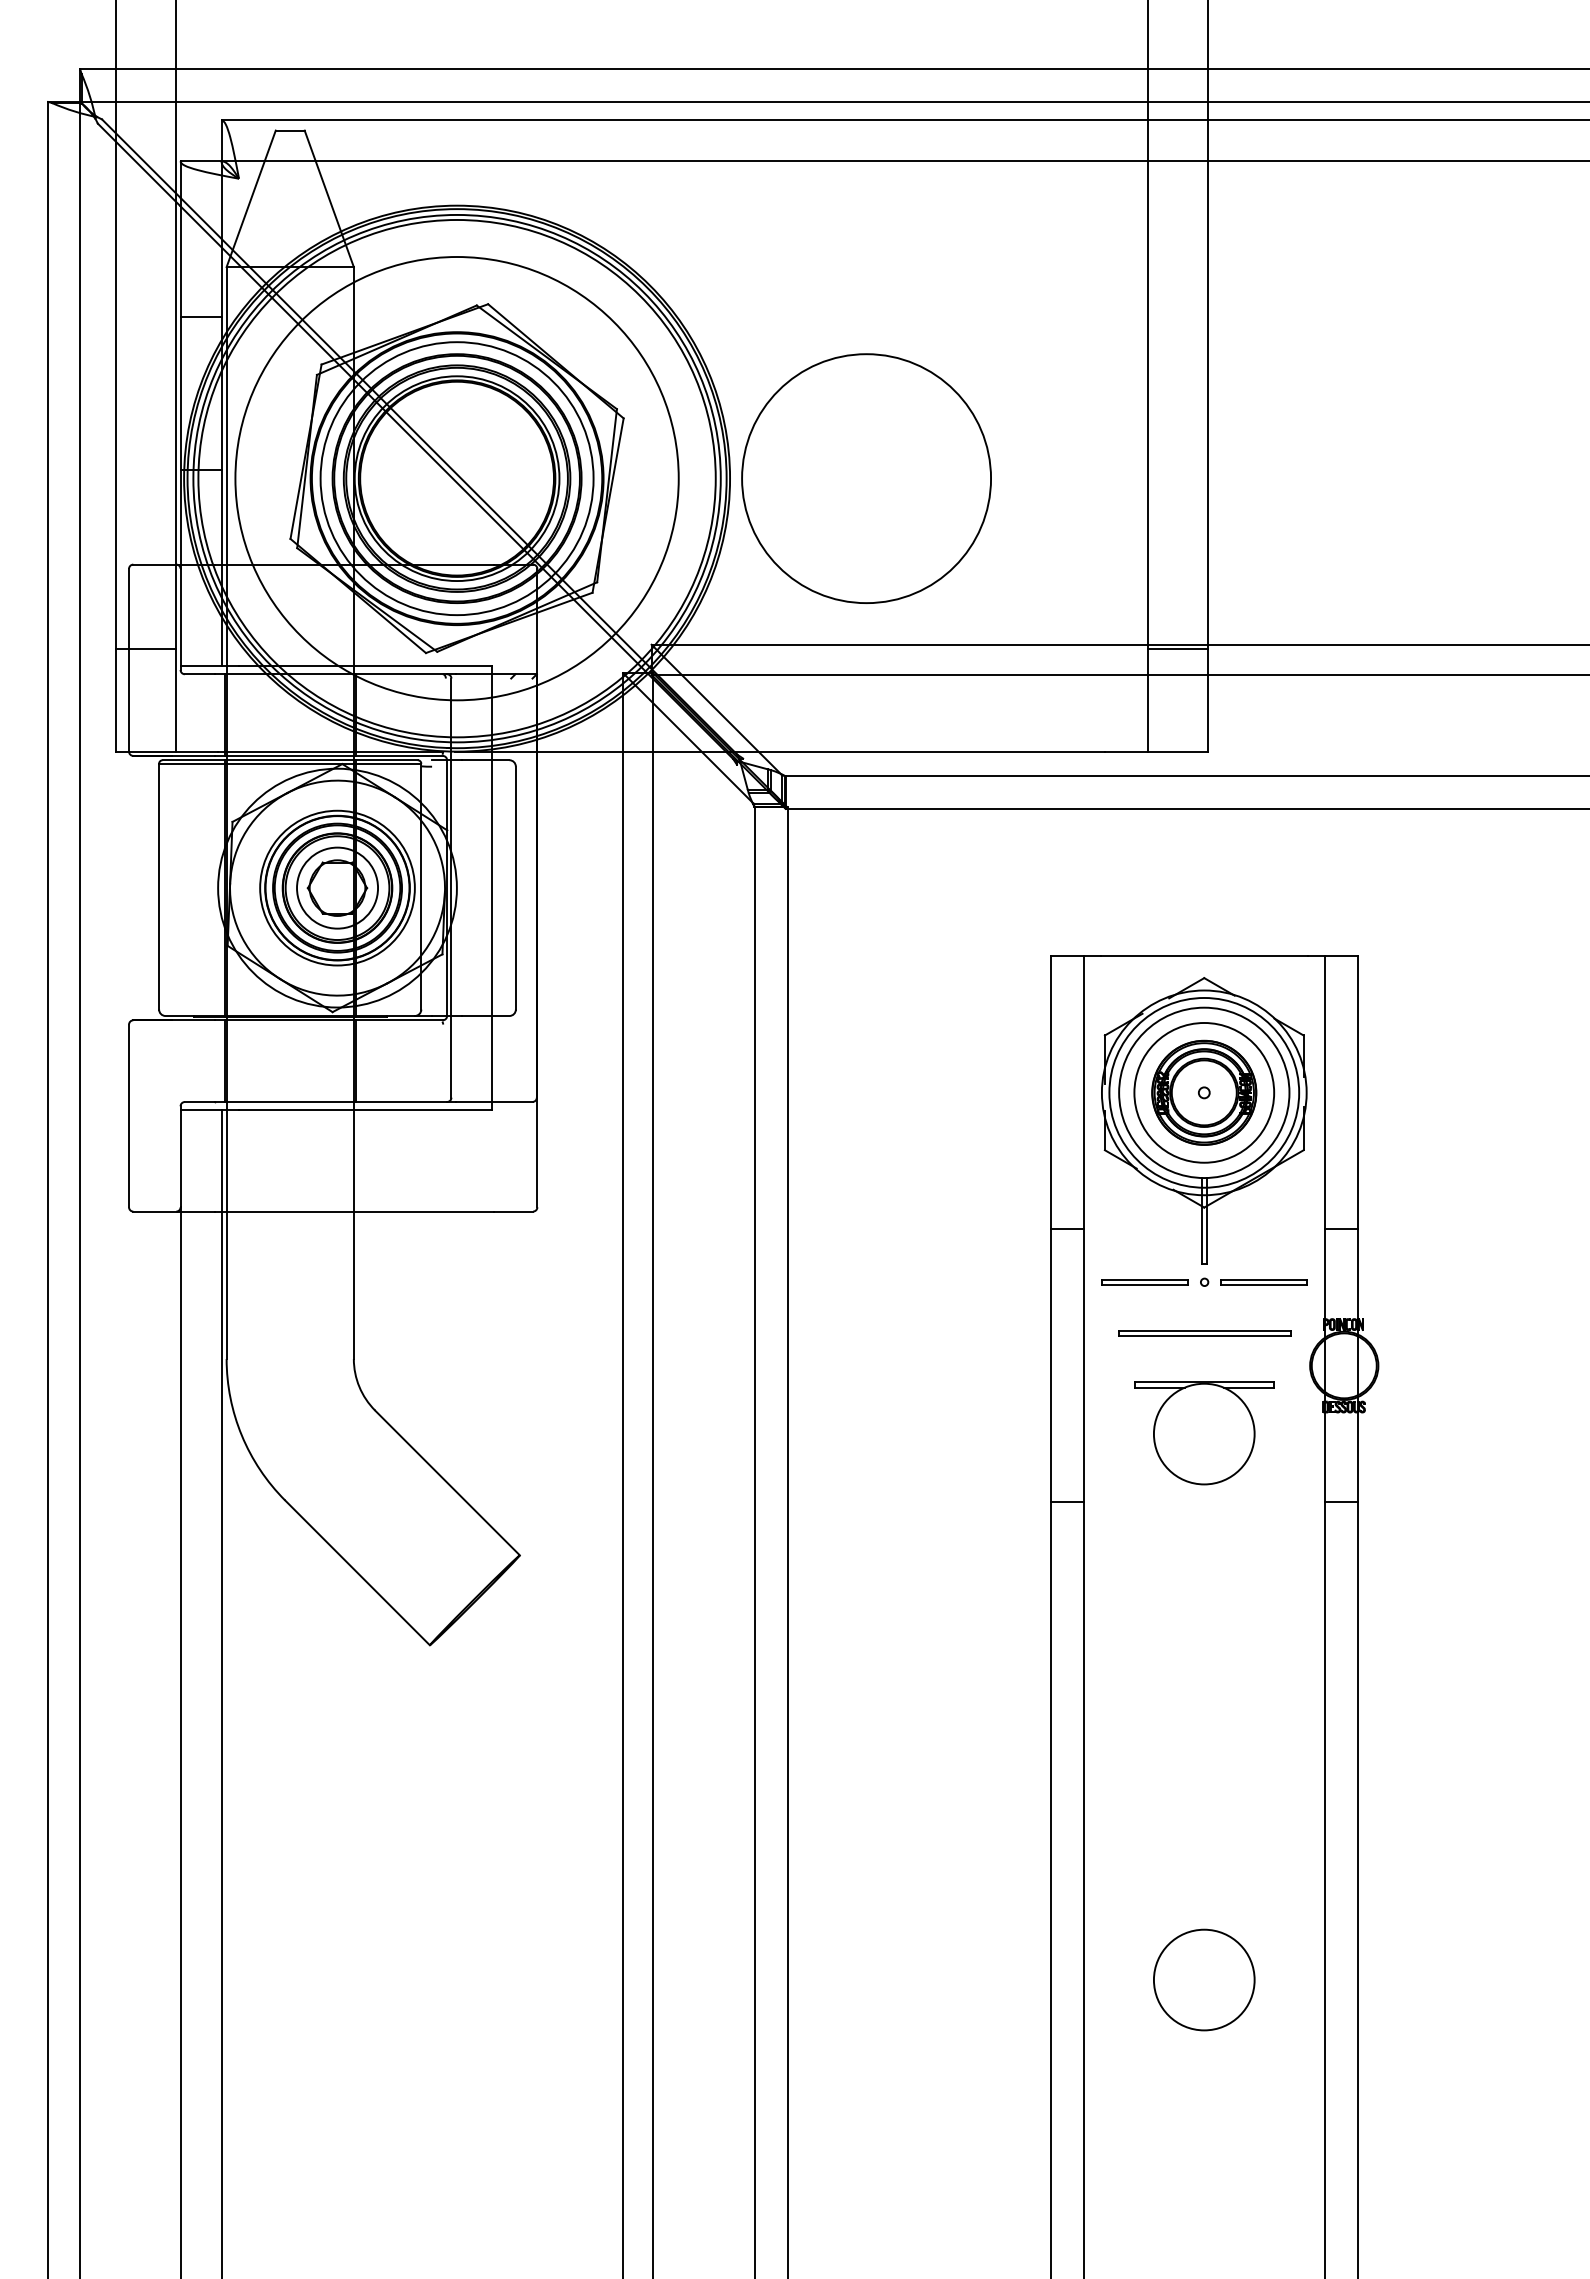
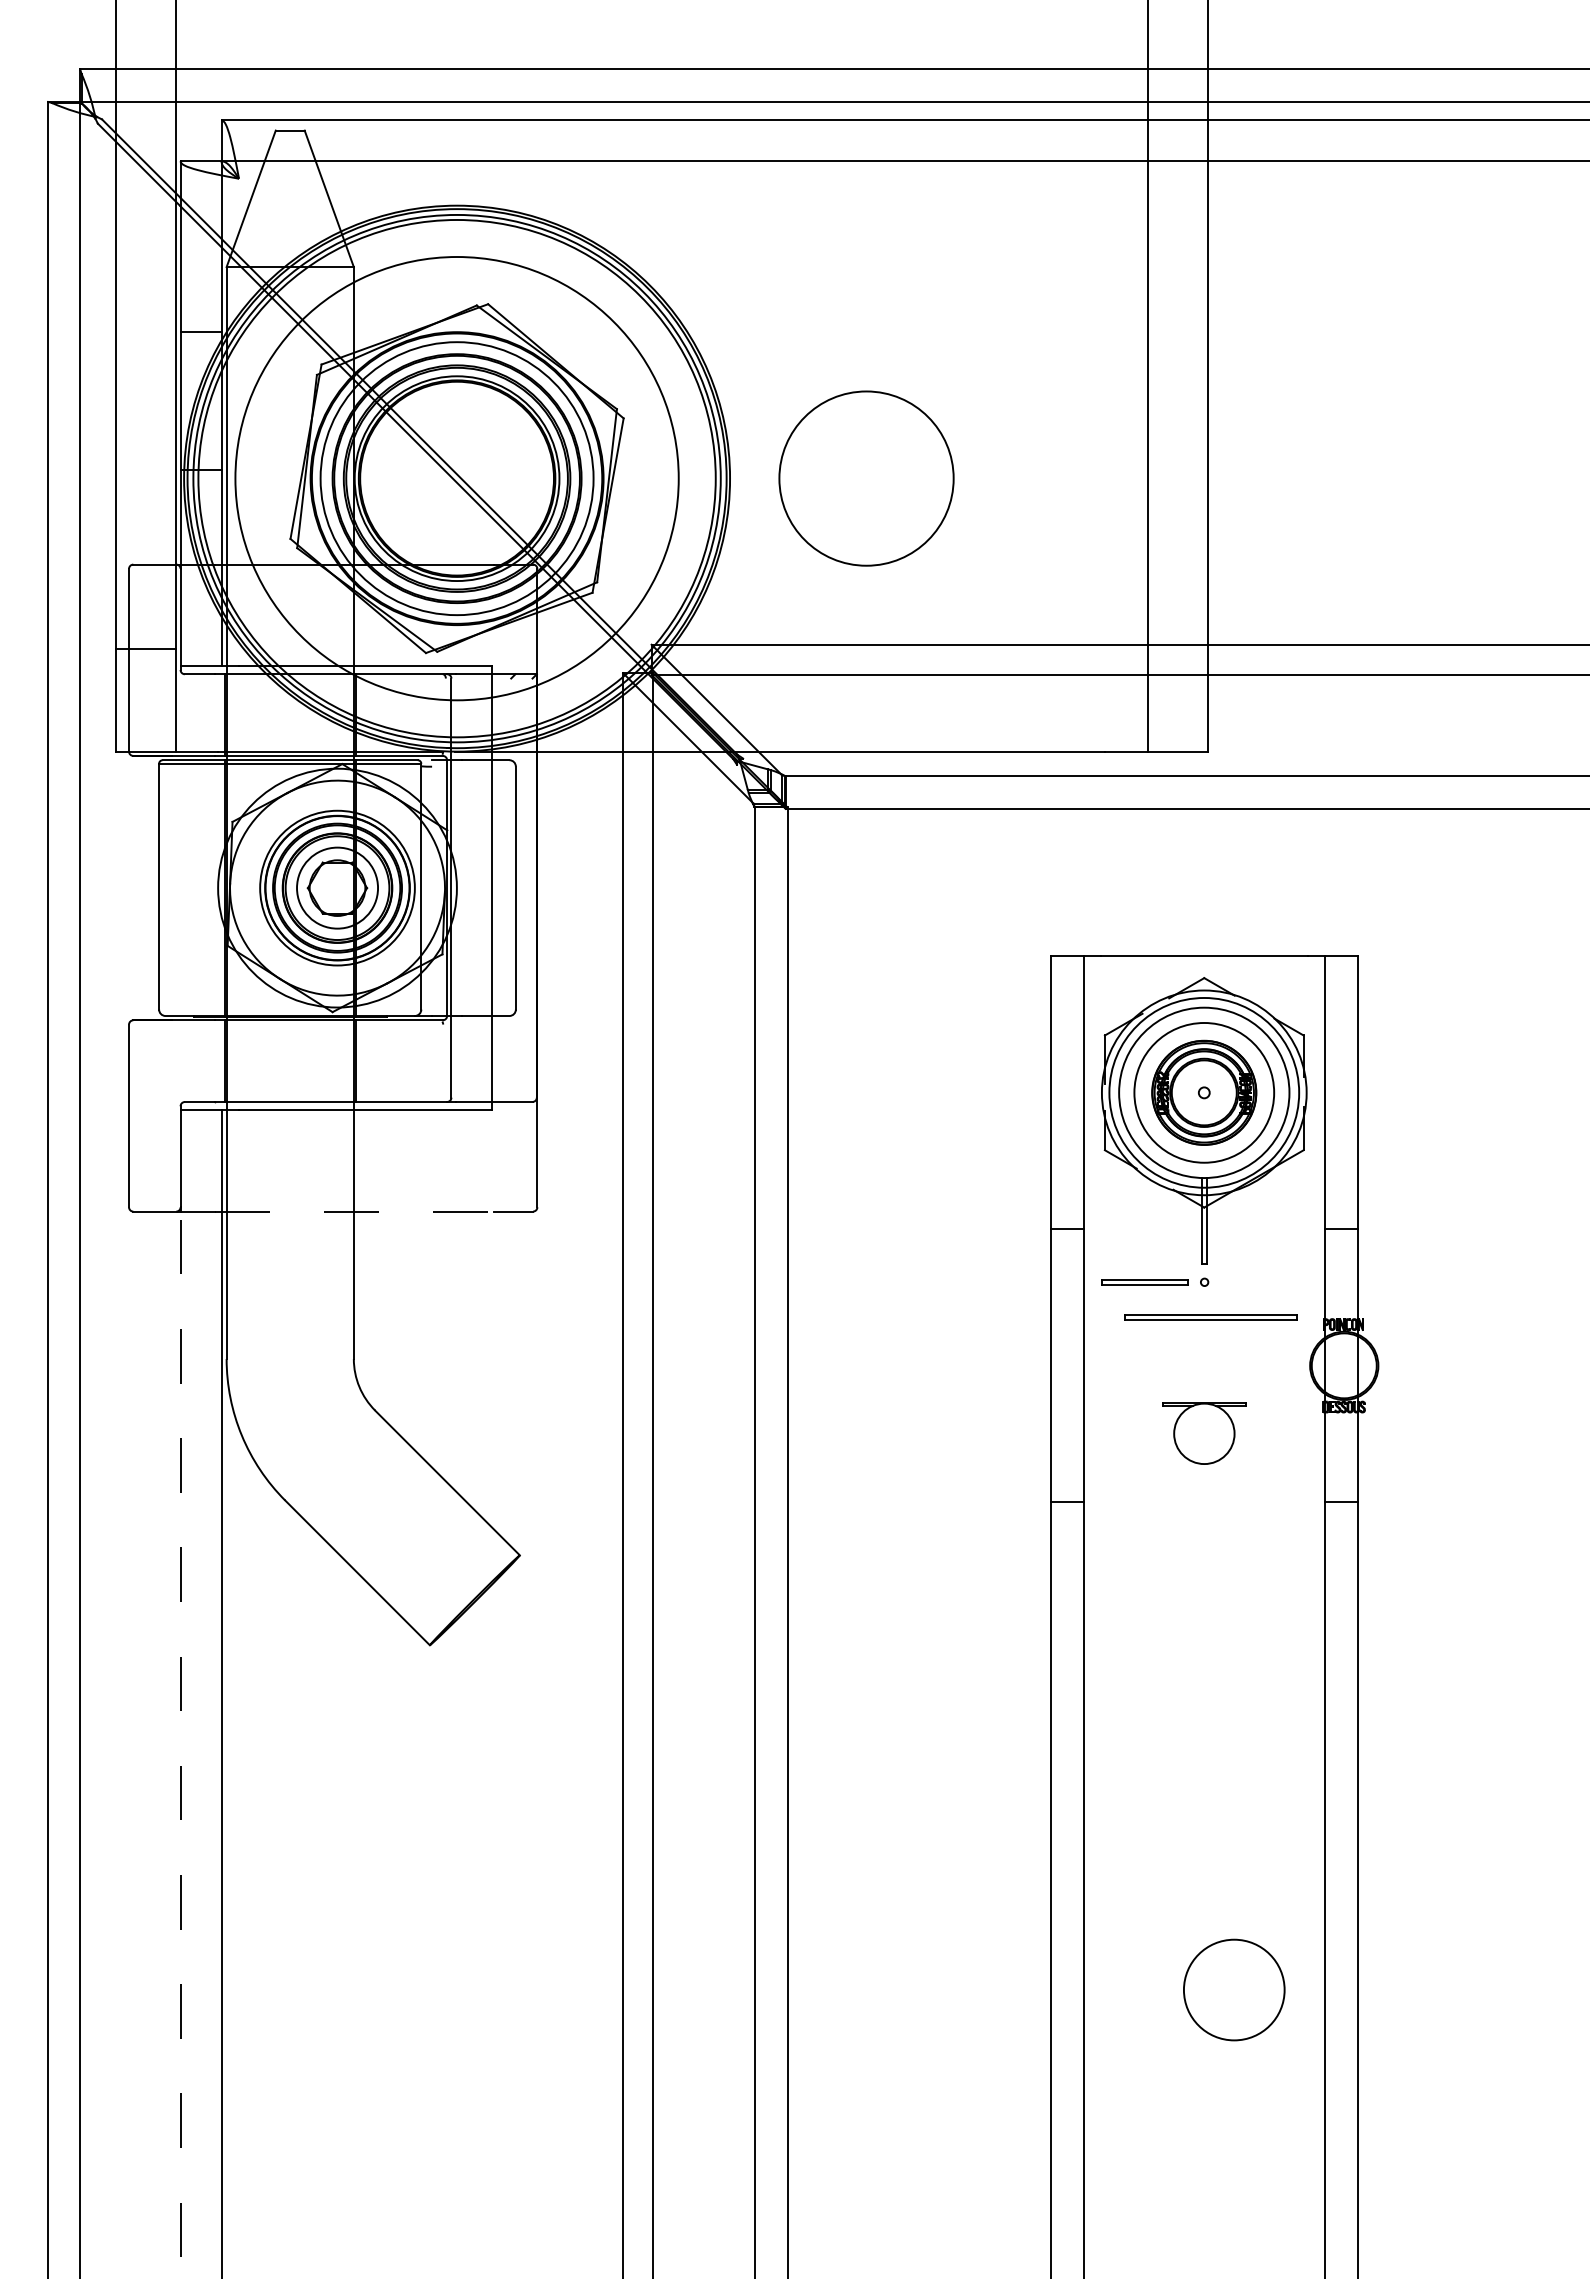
line position: (200, 316) -> (200, 331) (200, 331)
circle size: 251x251 px -> 177x177 px (866, 478)
line: present -> none (1177, 649)
line: solid -> dashed (354, 1211)
part: present -> none (1263, 1282)
part position: (1204, 1333) -> (1210, 1317) (1210, 1317)
part size: 141x105 px -> 85x63 px (1204, 1433)
line: solid -> dashed (180, 1744)
circle position: (1204, 1979) -> (1234, 1989) (1234, 1989)
